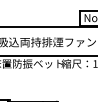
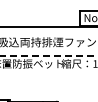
line: solid -> dashed (49, 55)
